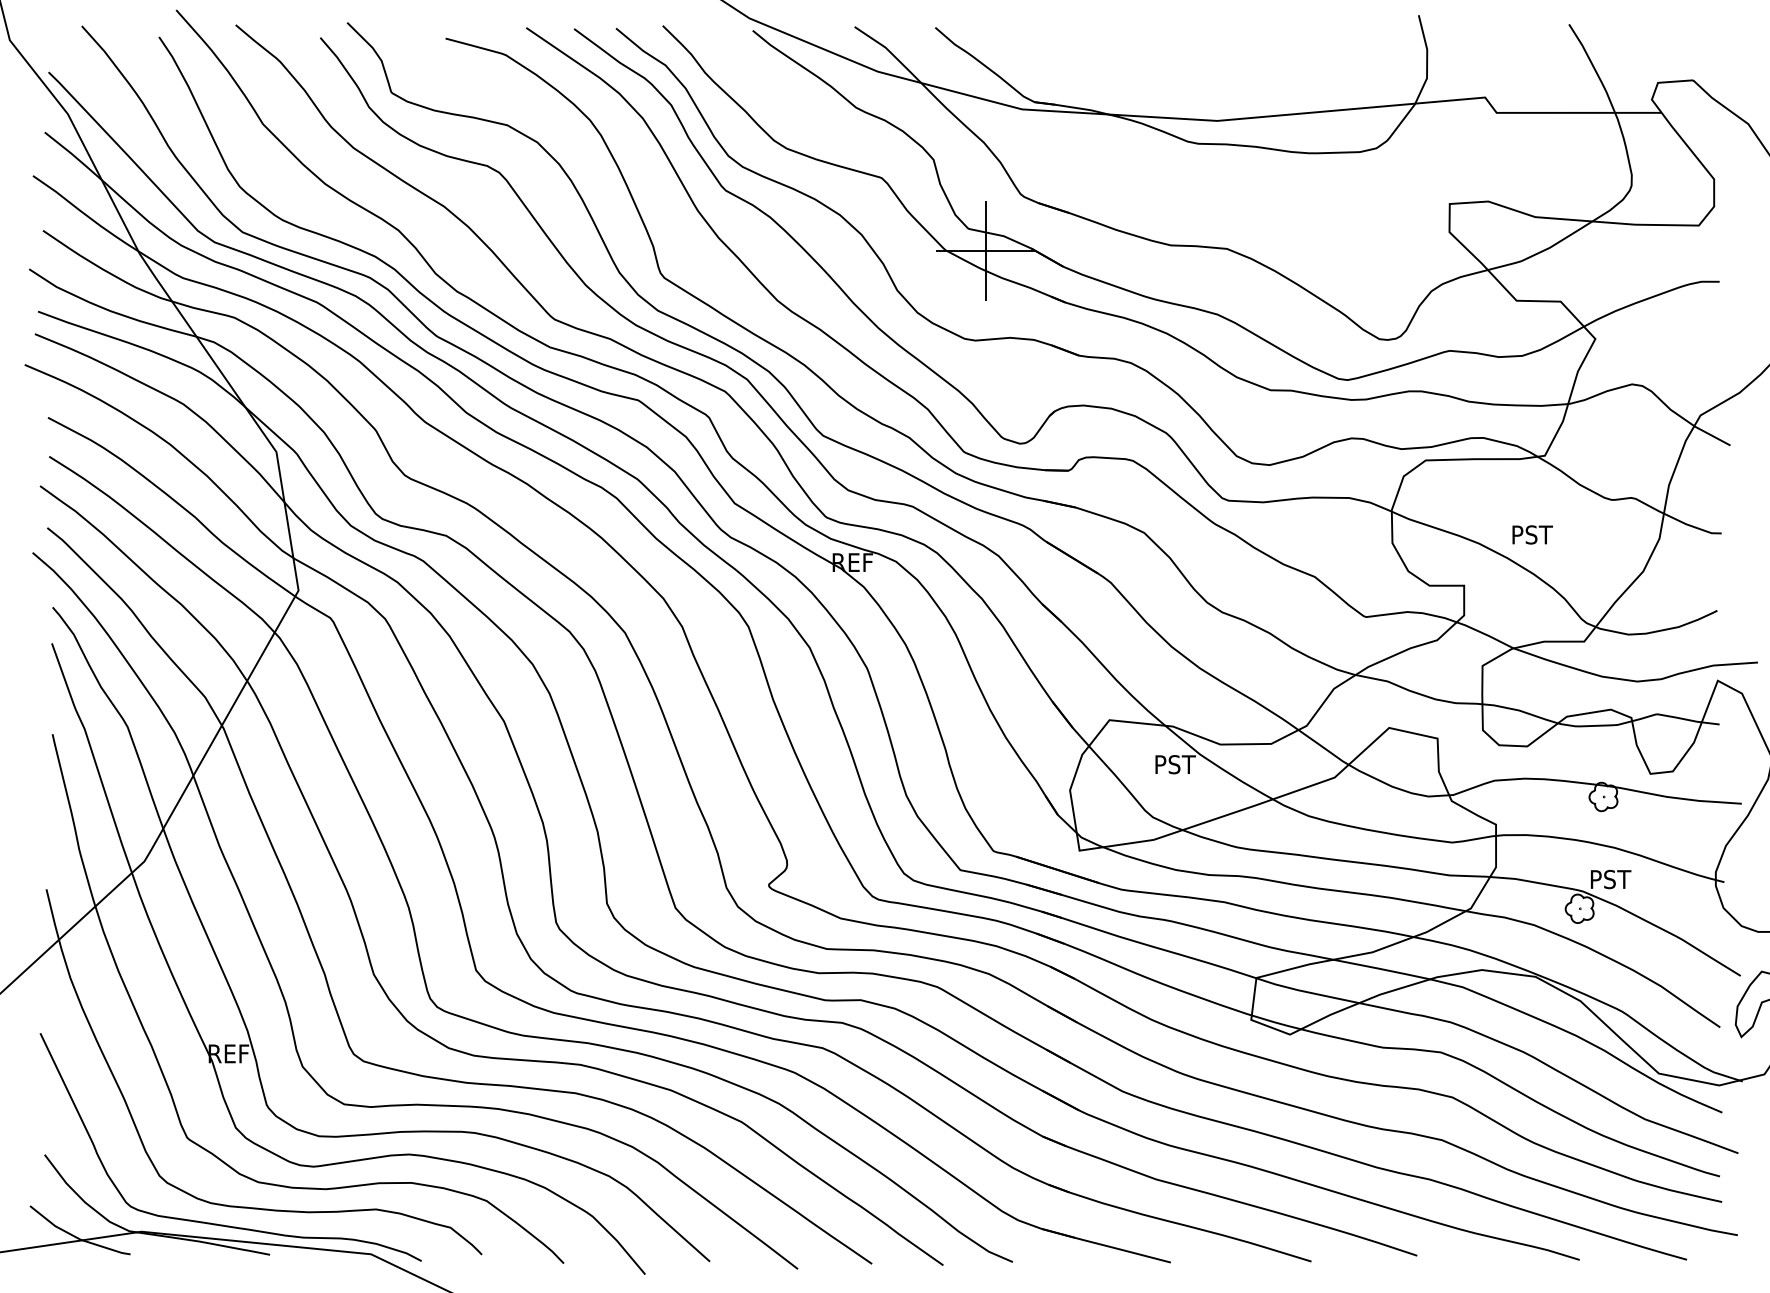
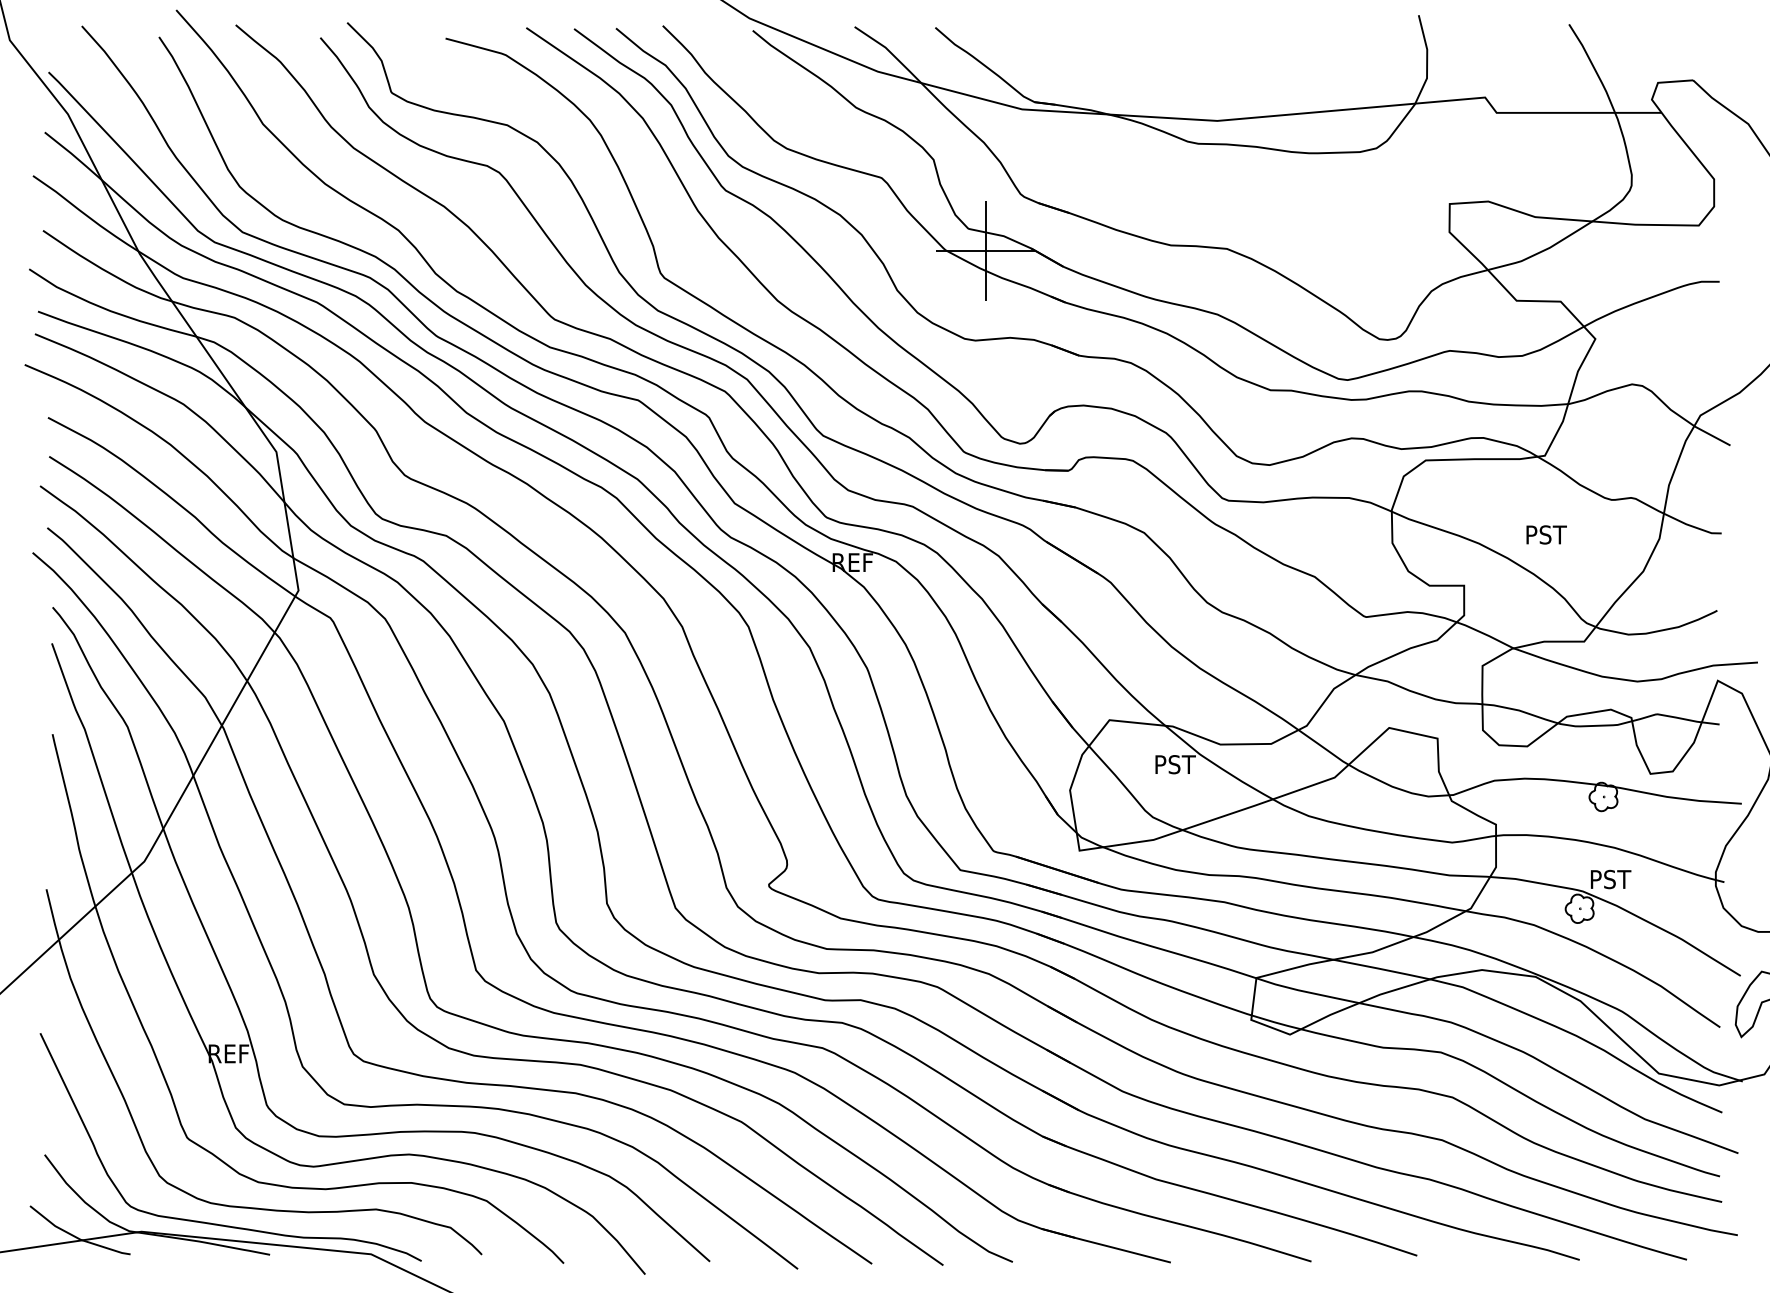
text position: (1532, 534) -> (1546, 534) (1546, 534)
